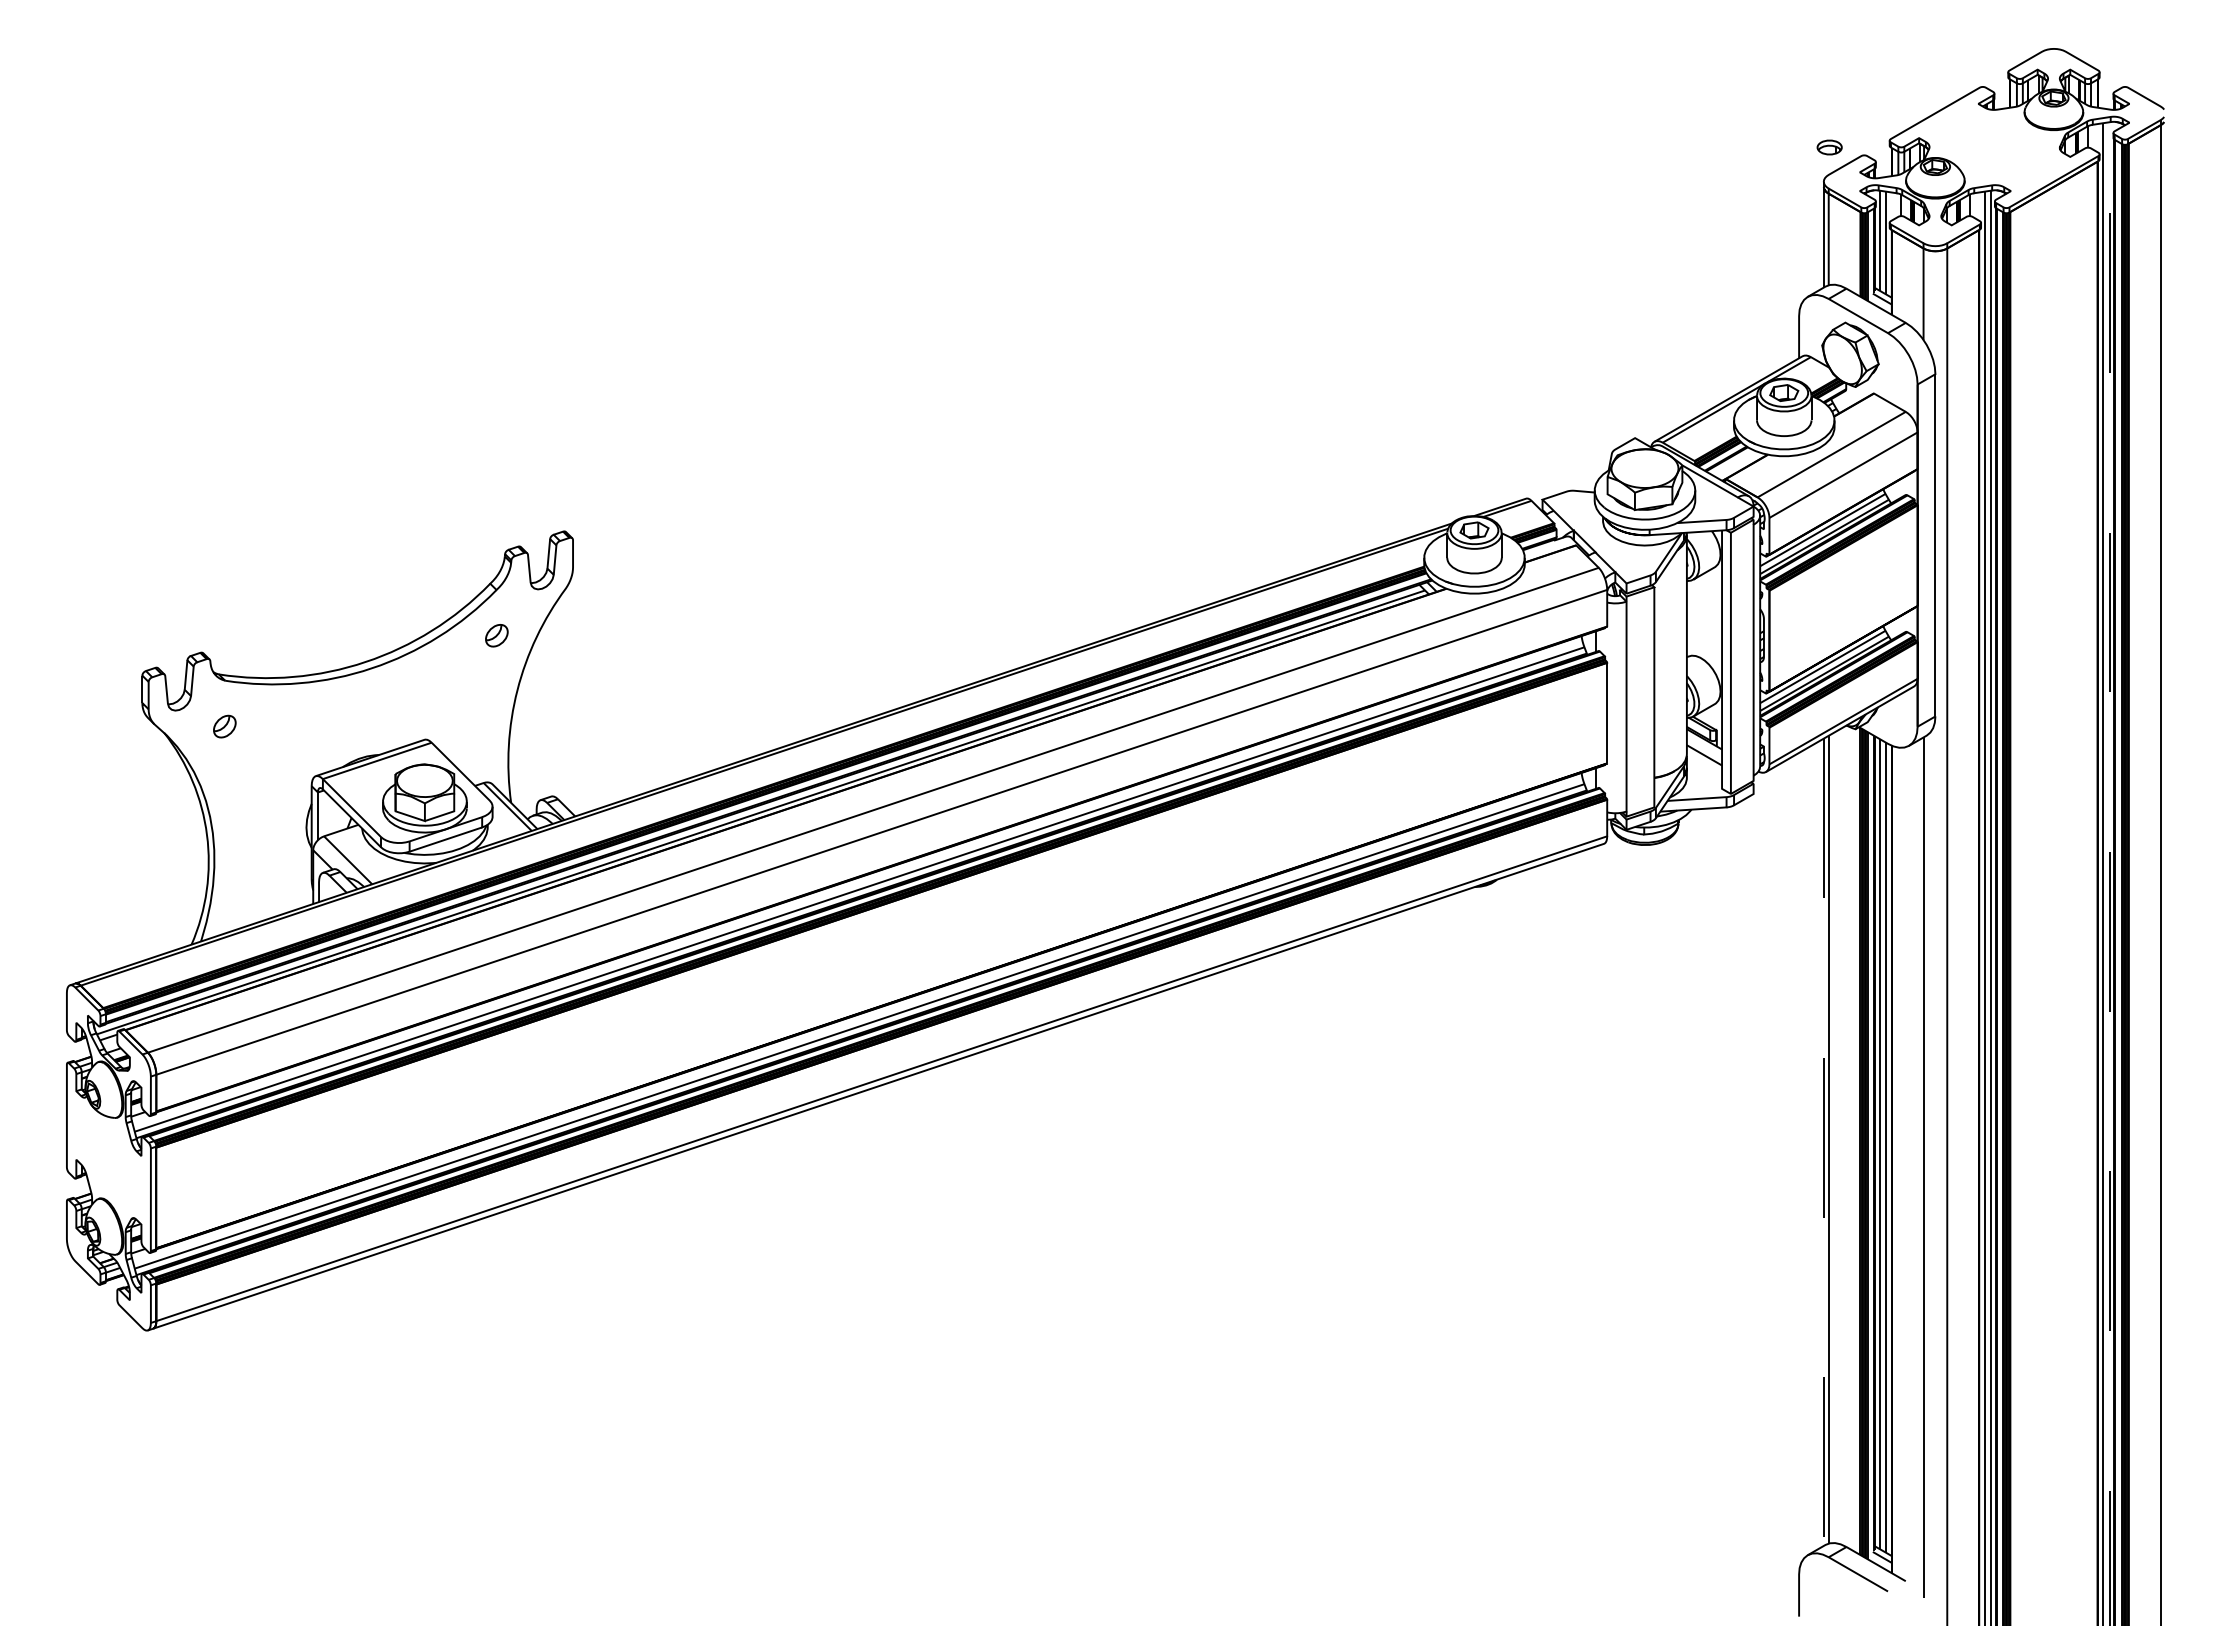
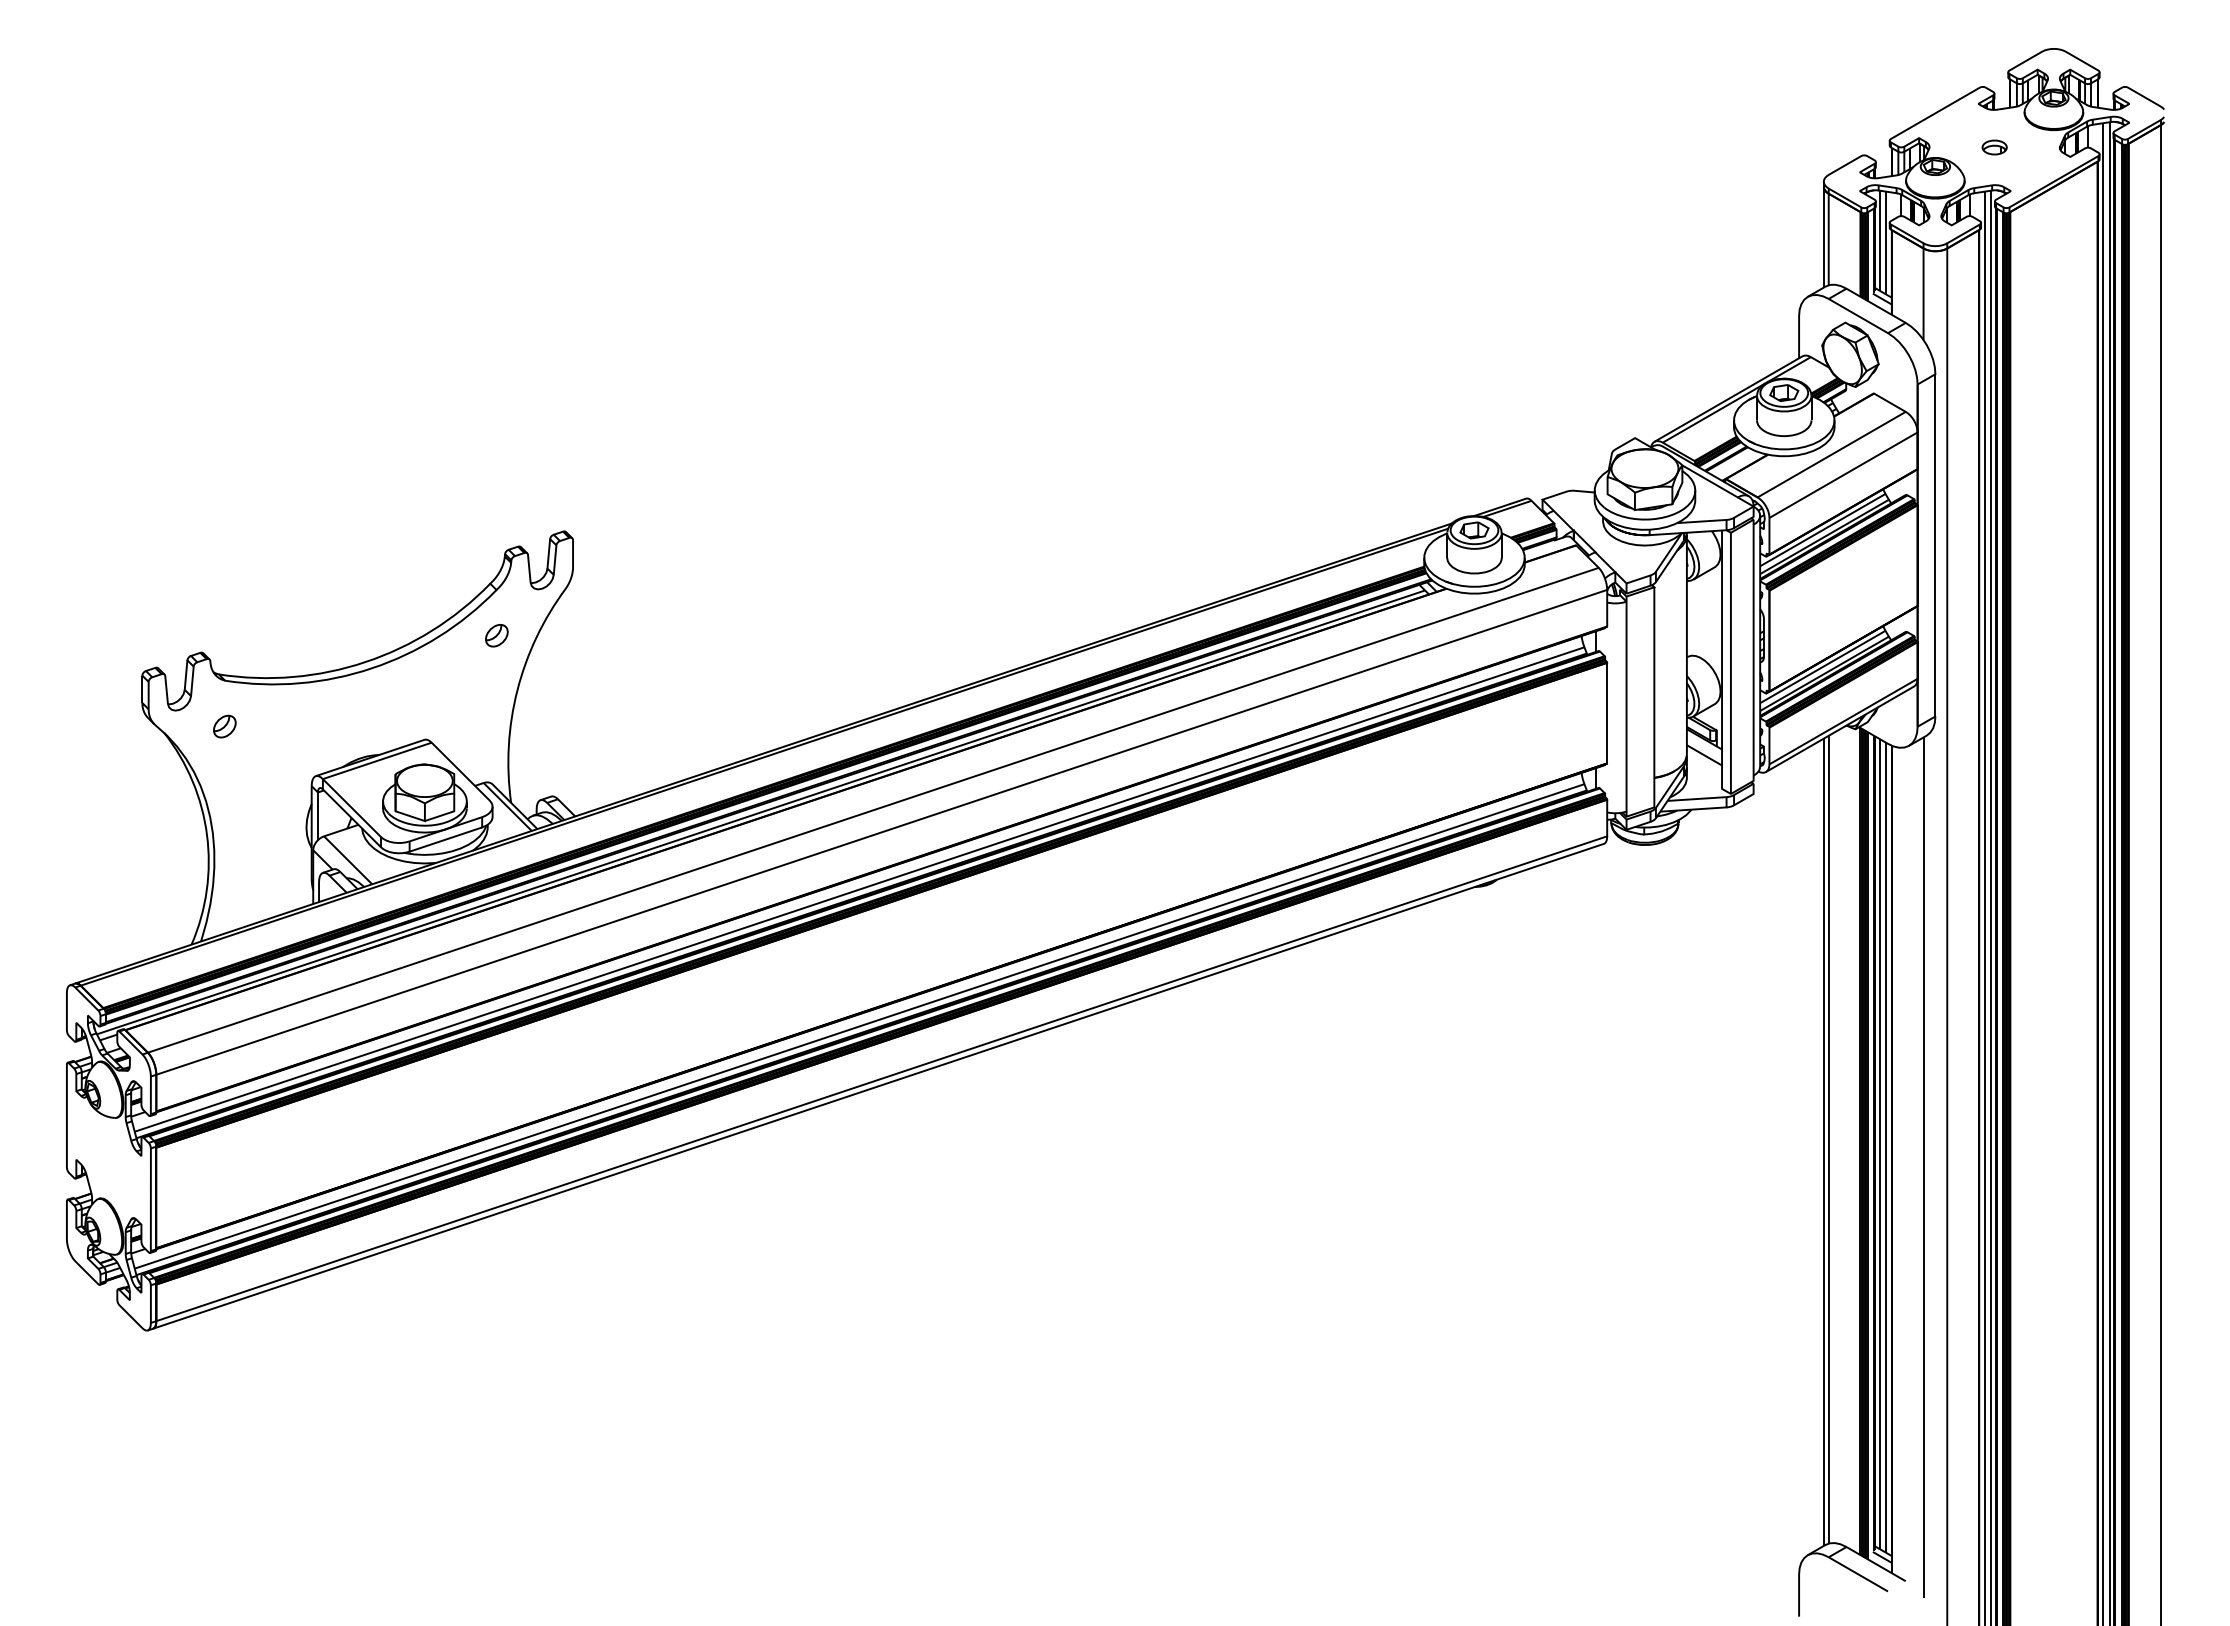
part position: (1829, 147) -> (1994, 147) (1994, 147)
line: dashed -> solid (2109, 873)
line: dashed -> solid (1823, 1142)
